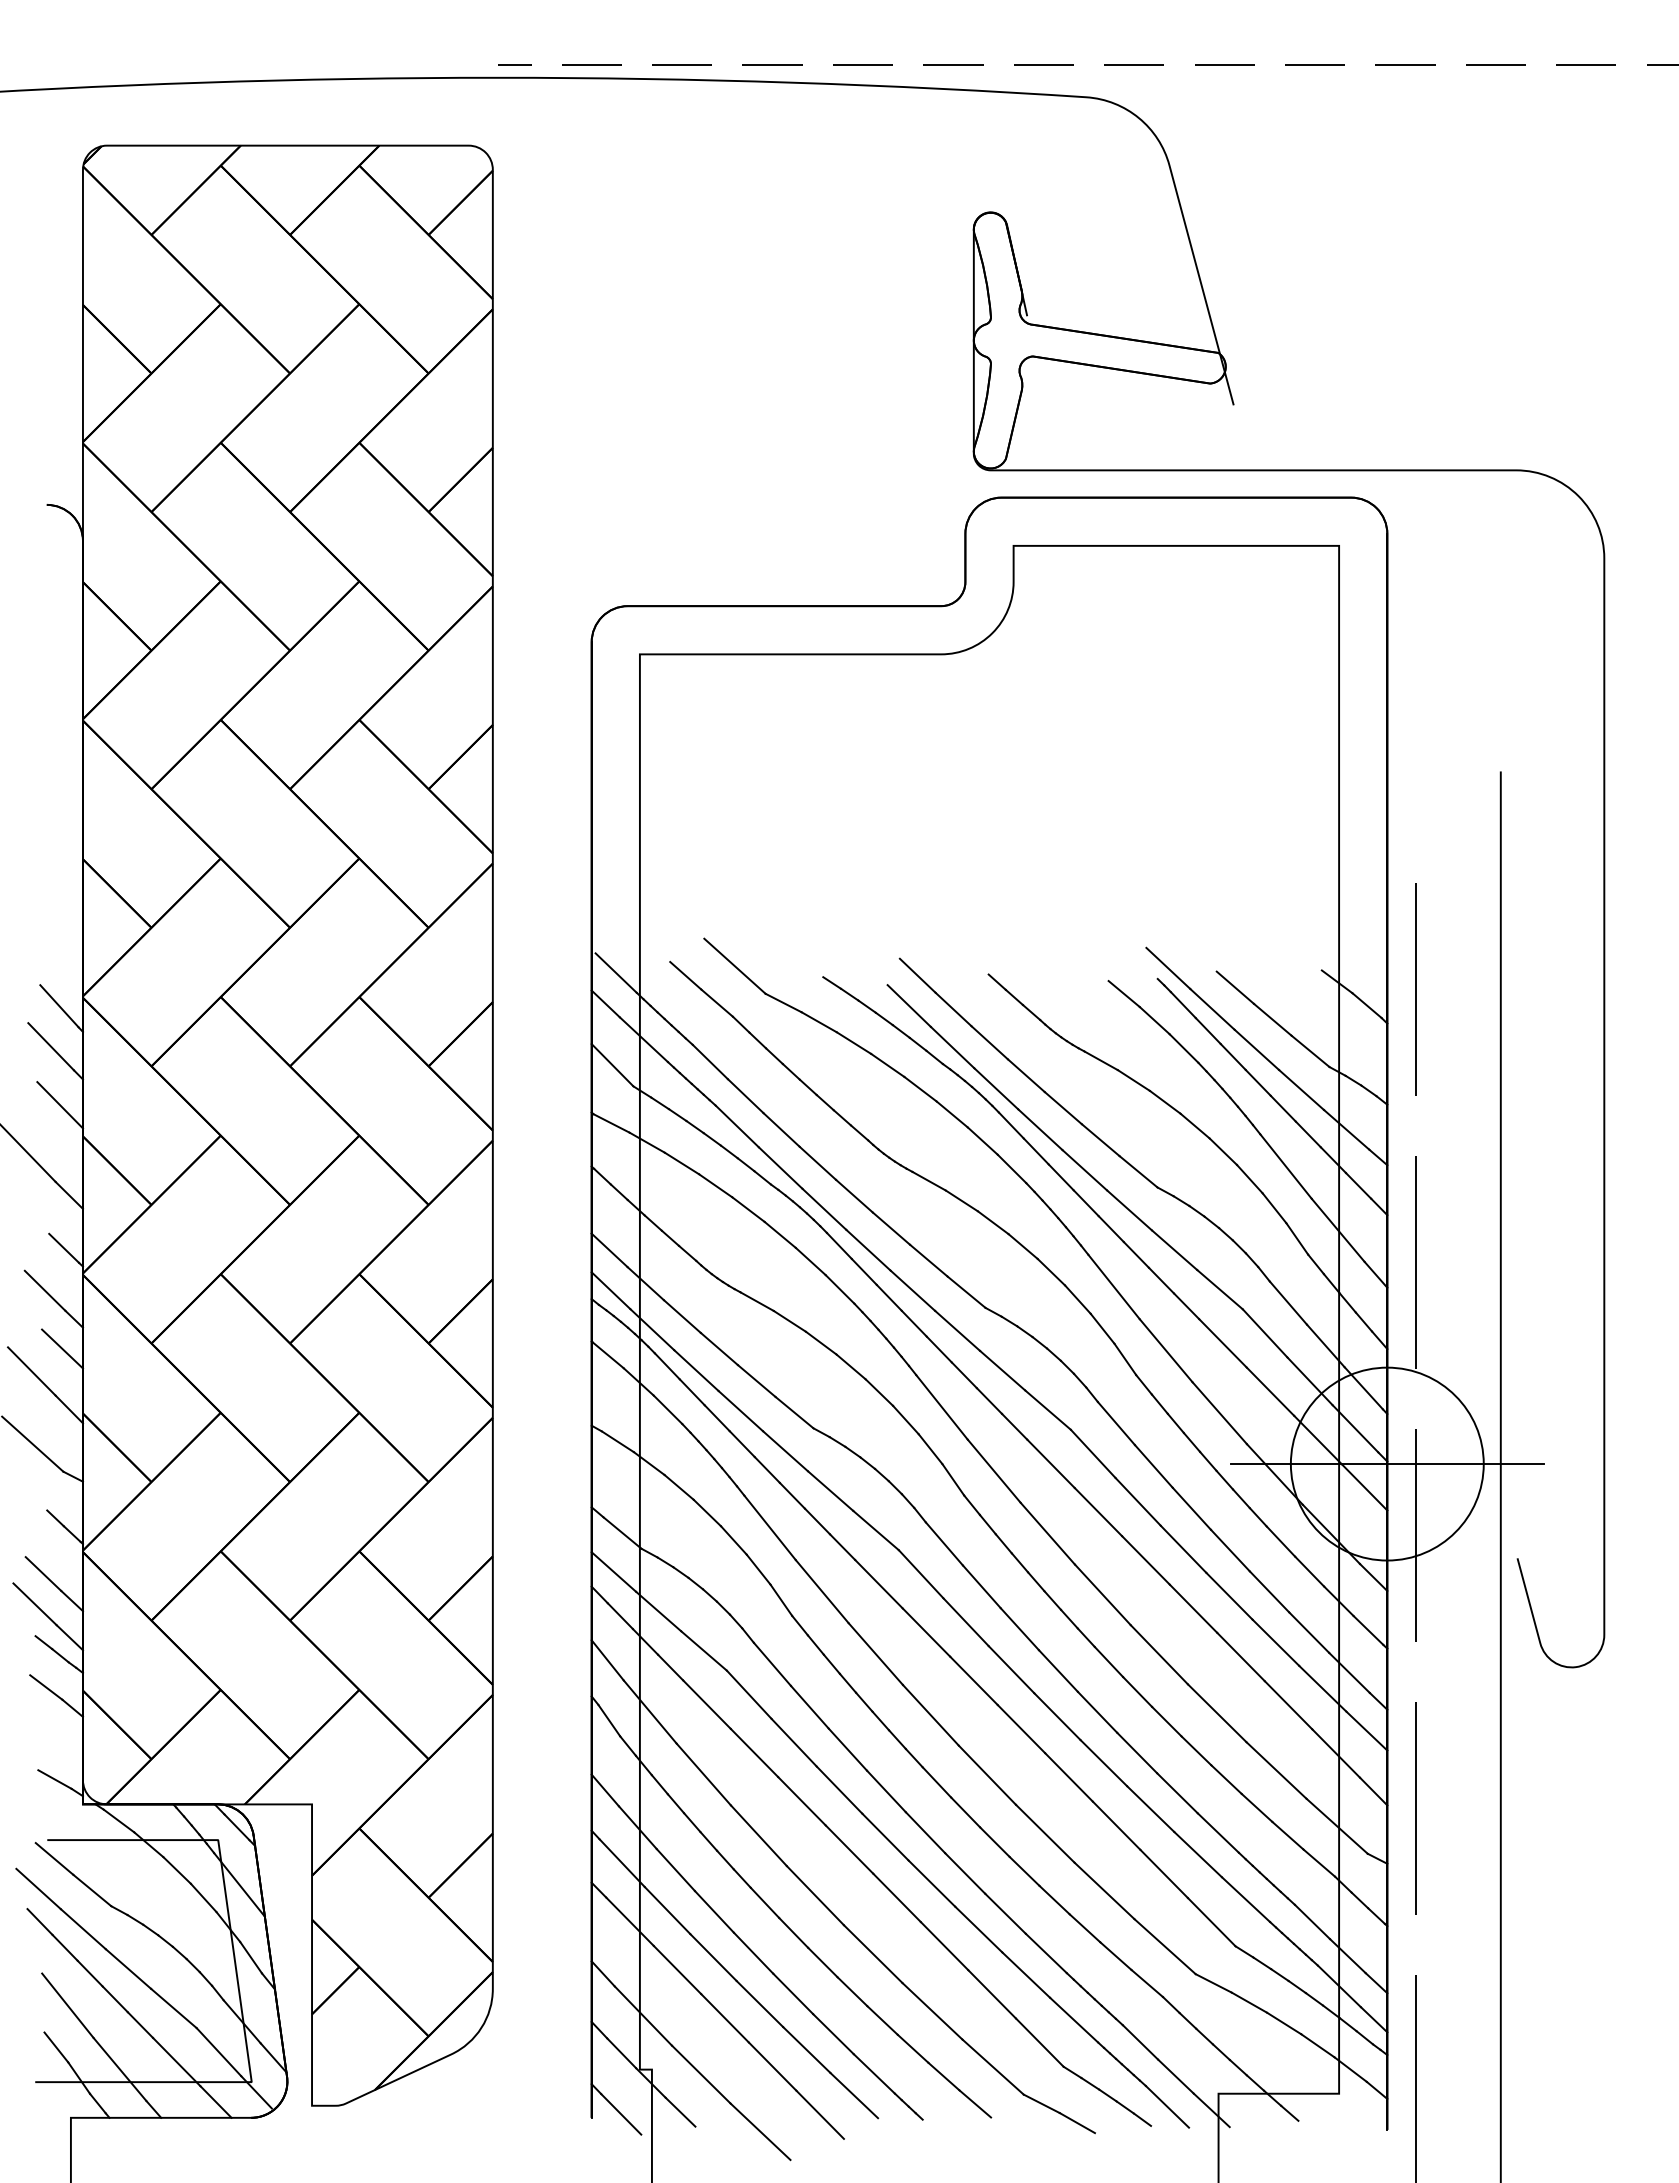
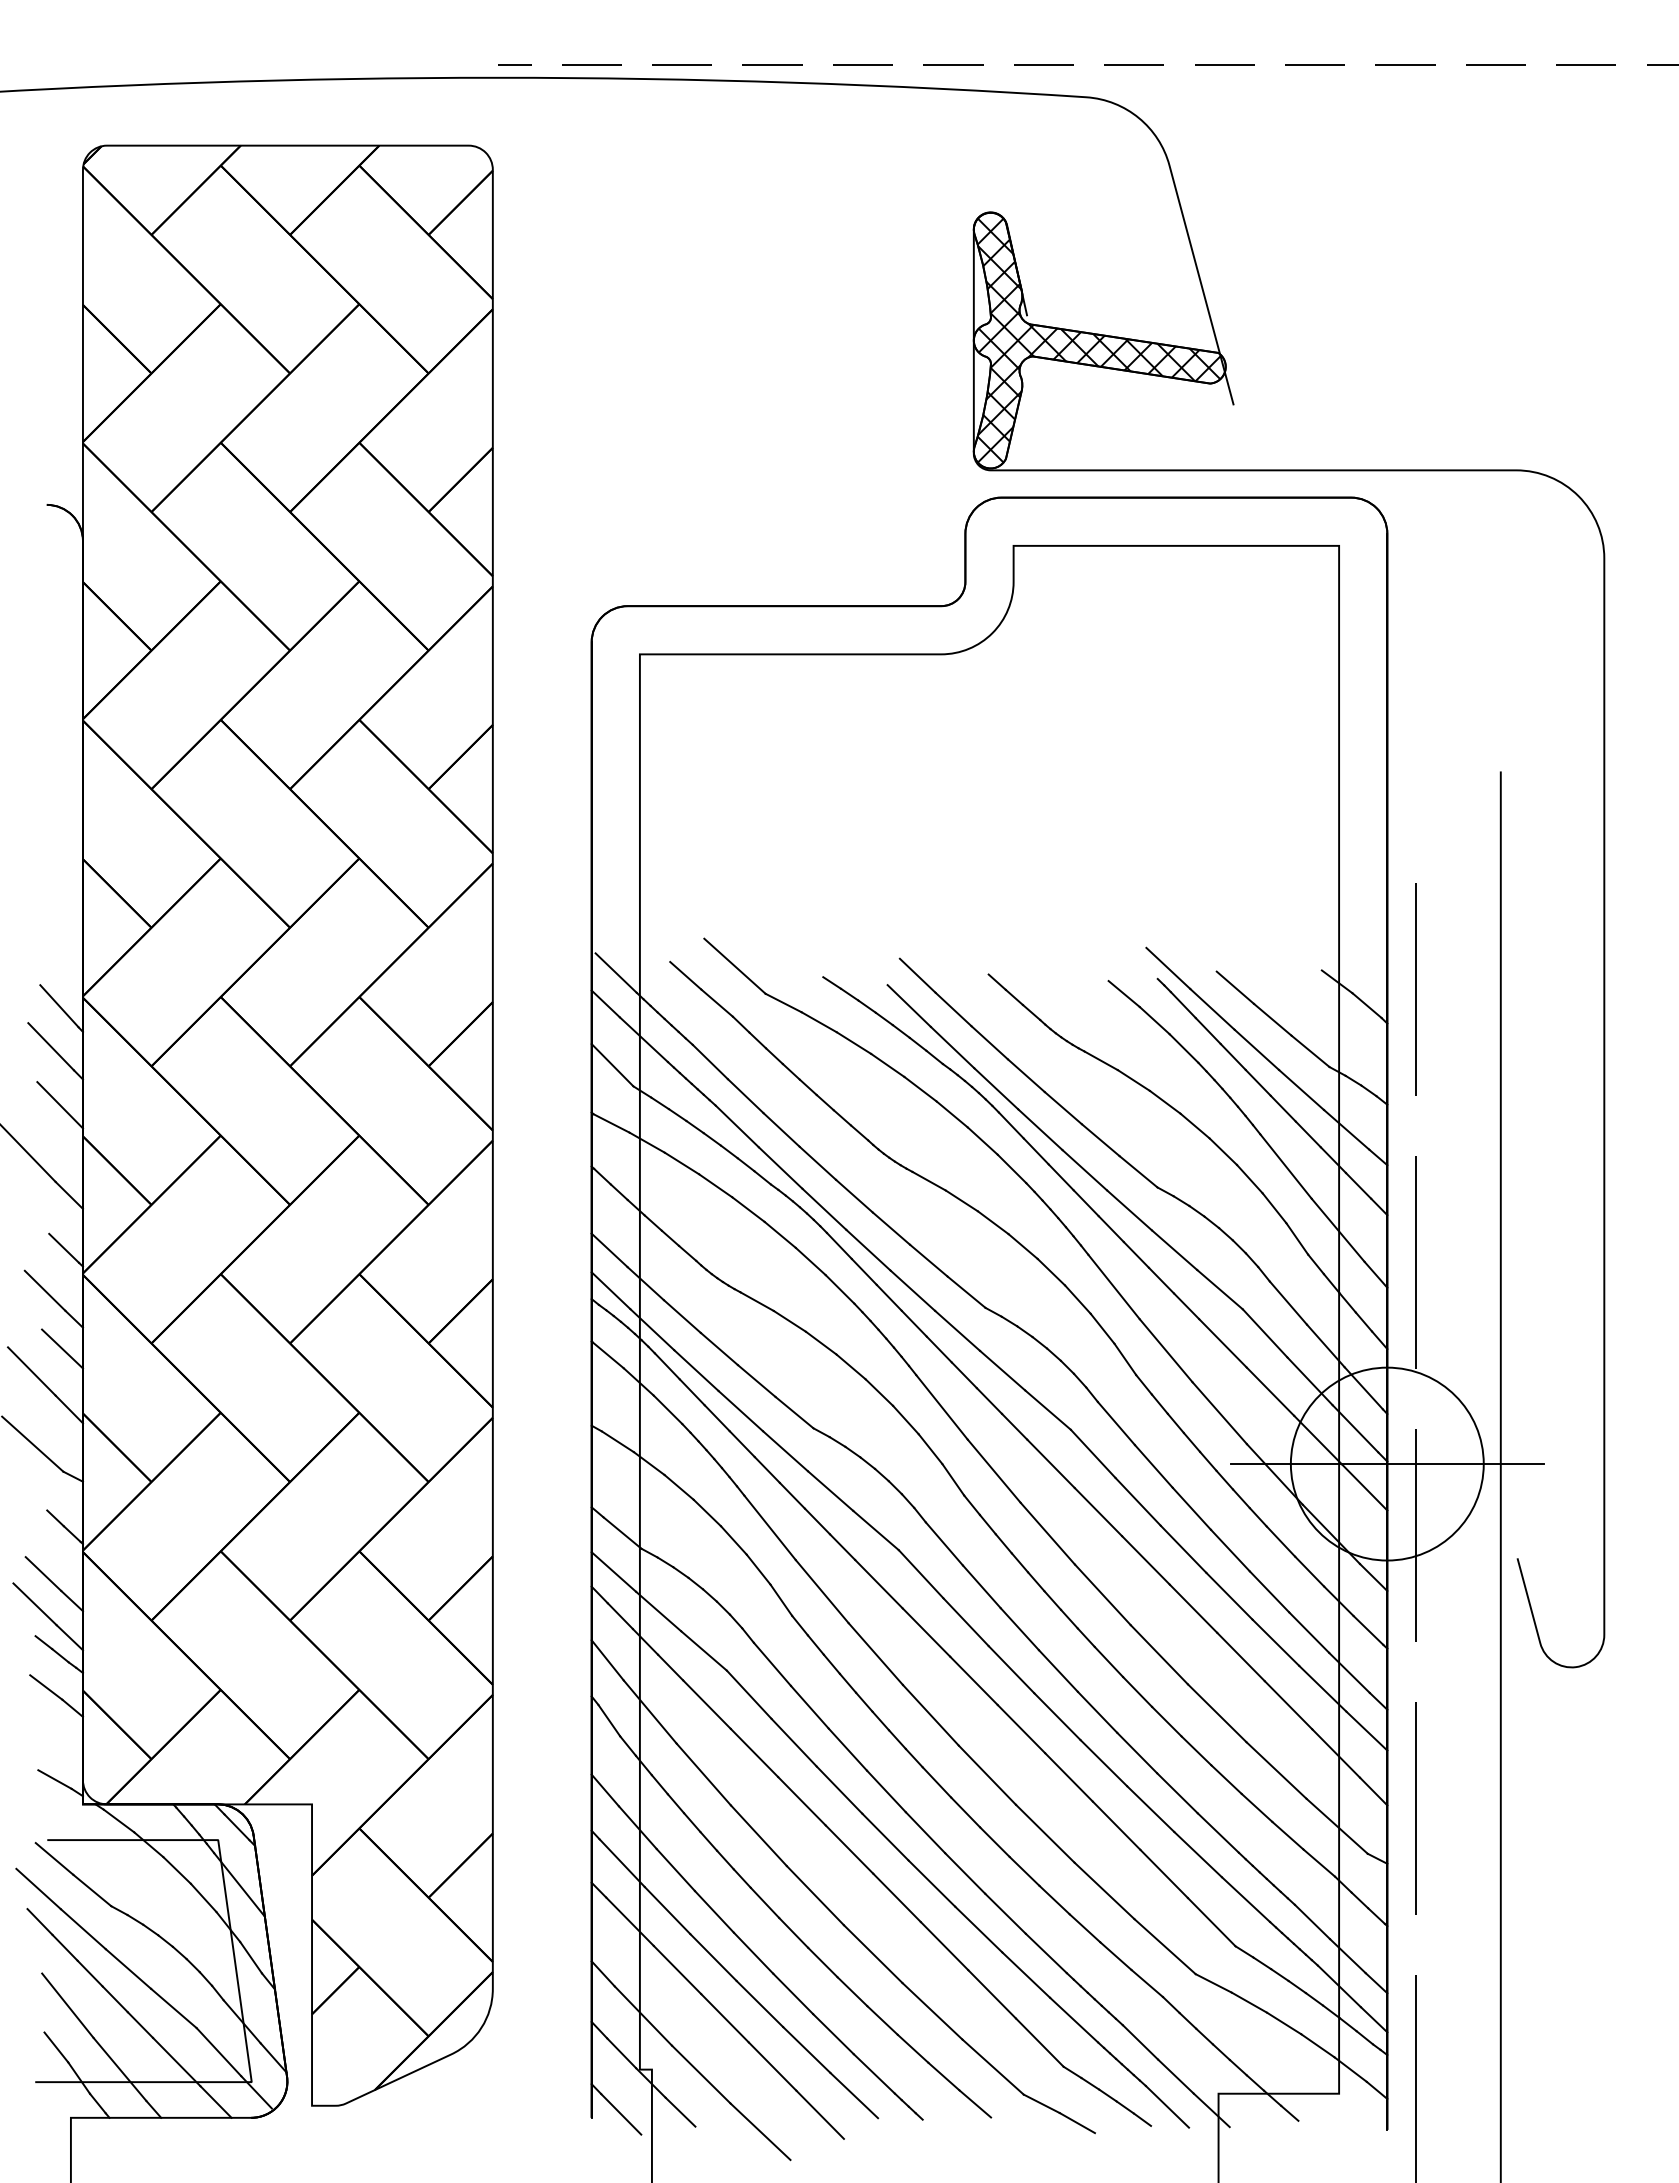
hatch: none -> present (1099, 340)
